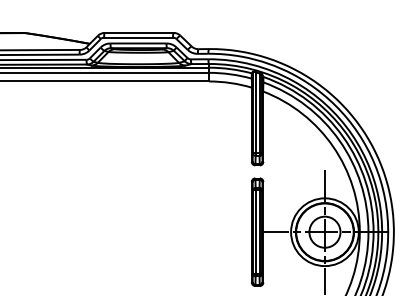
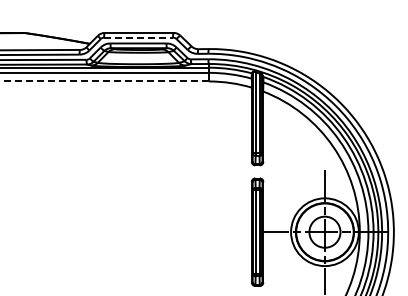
line: solid -> dashed (139, 37)
line: solid -> dashed (104, 81)
